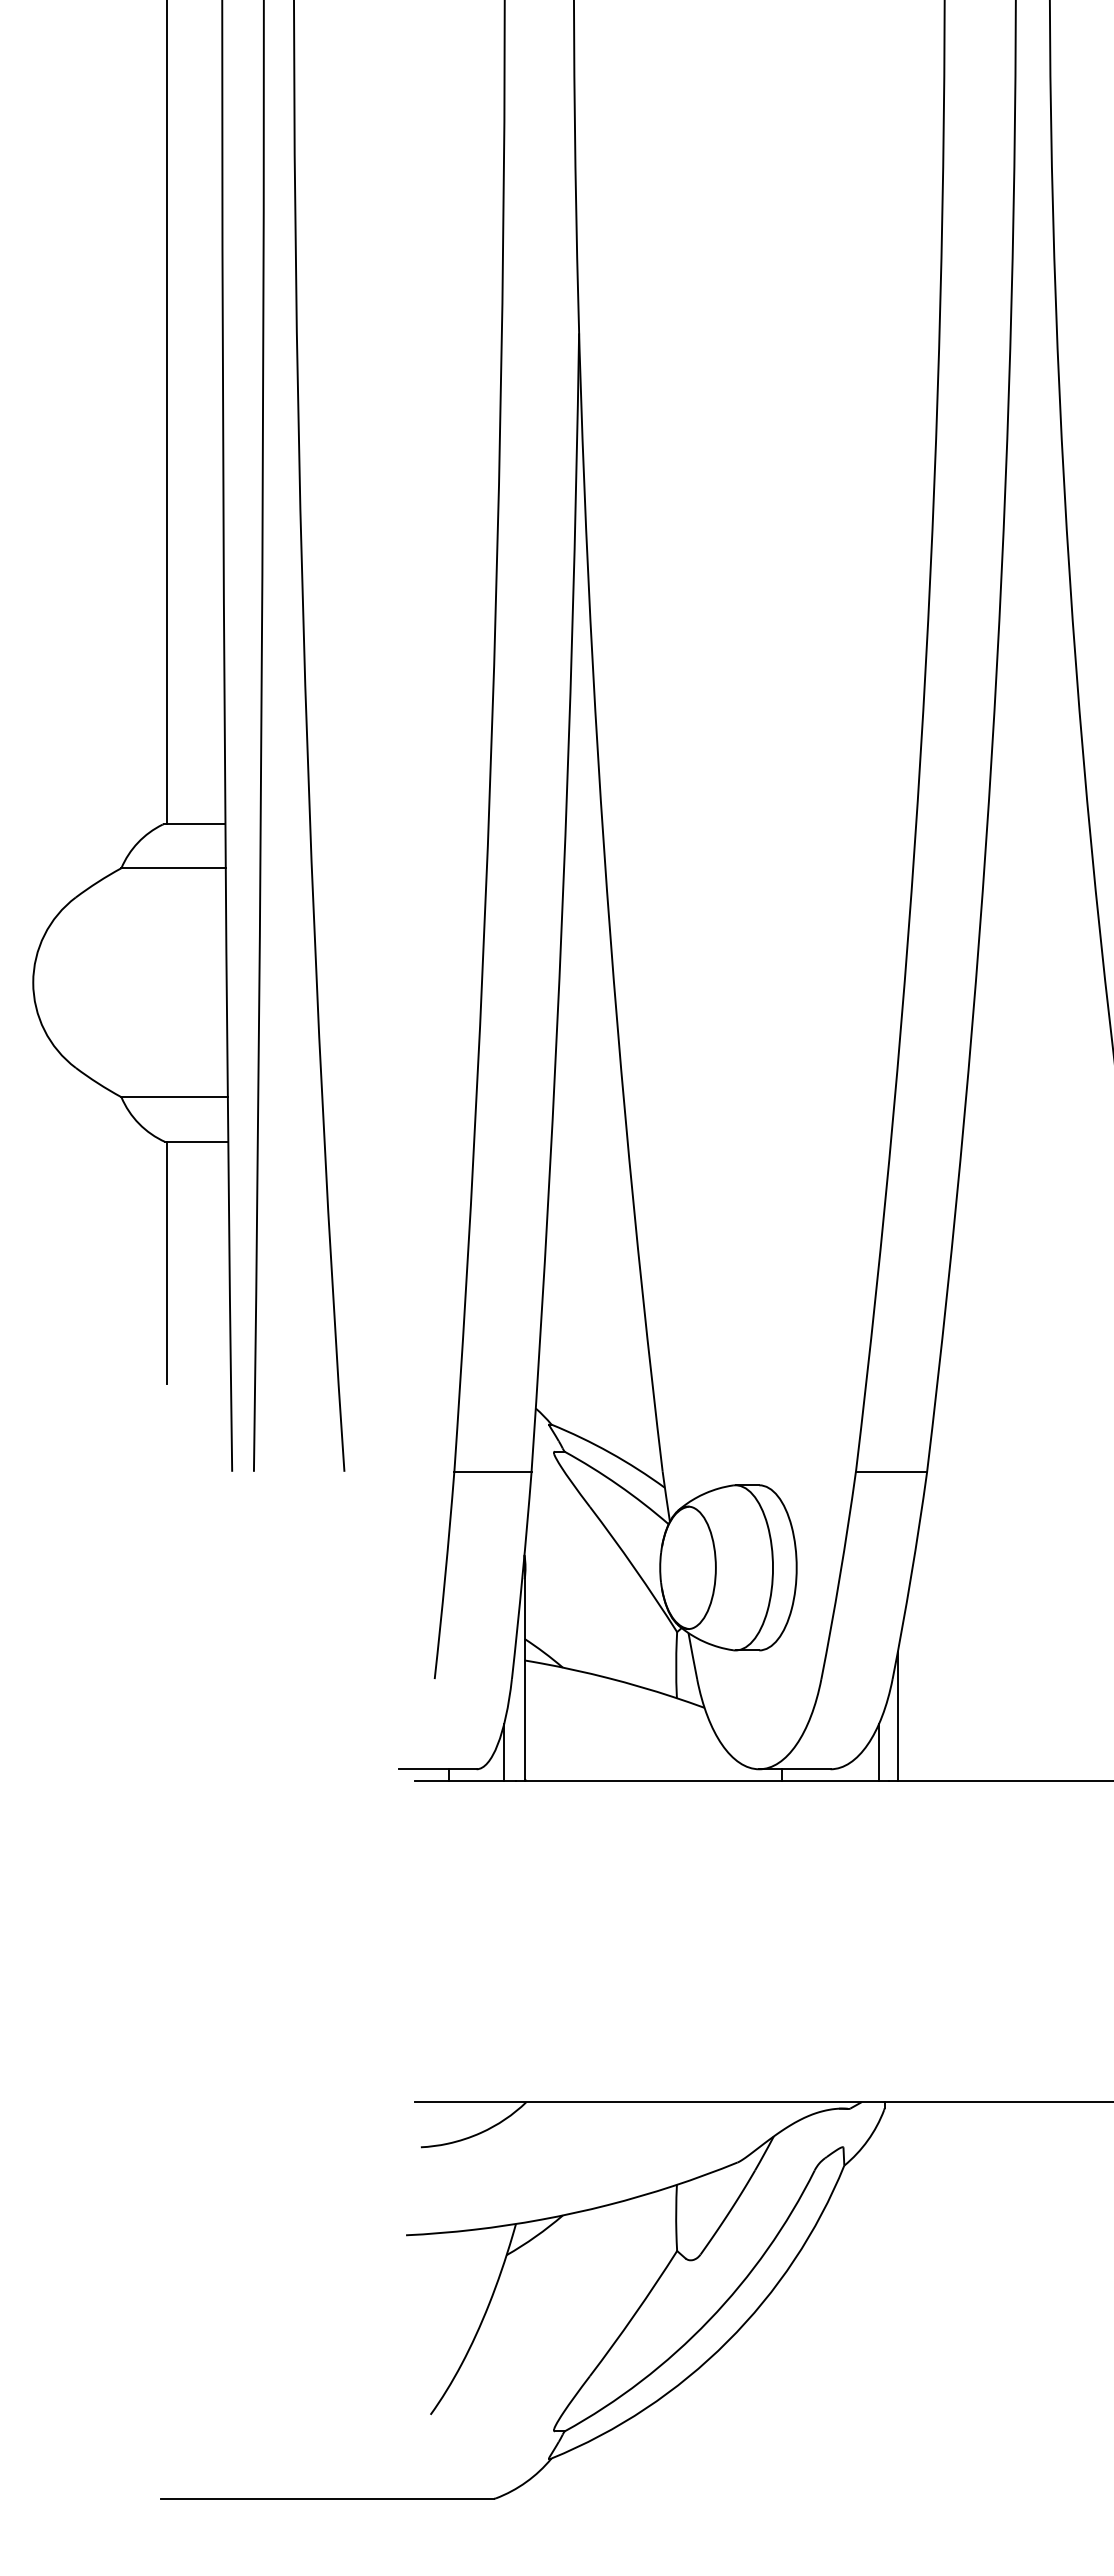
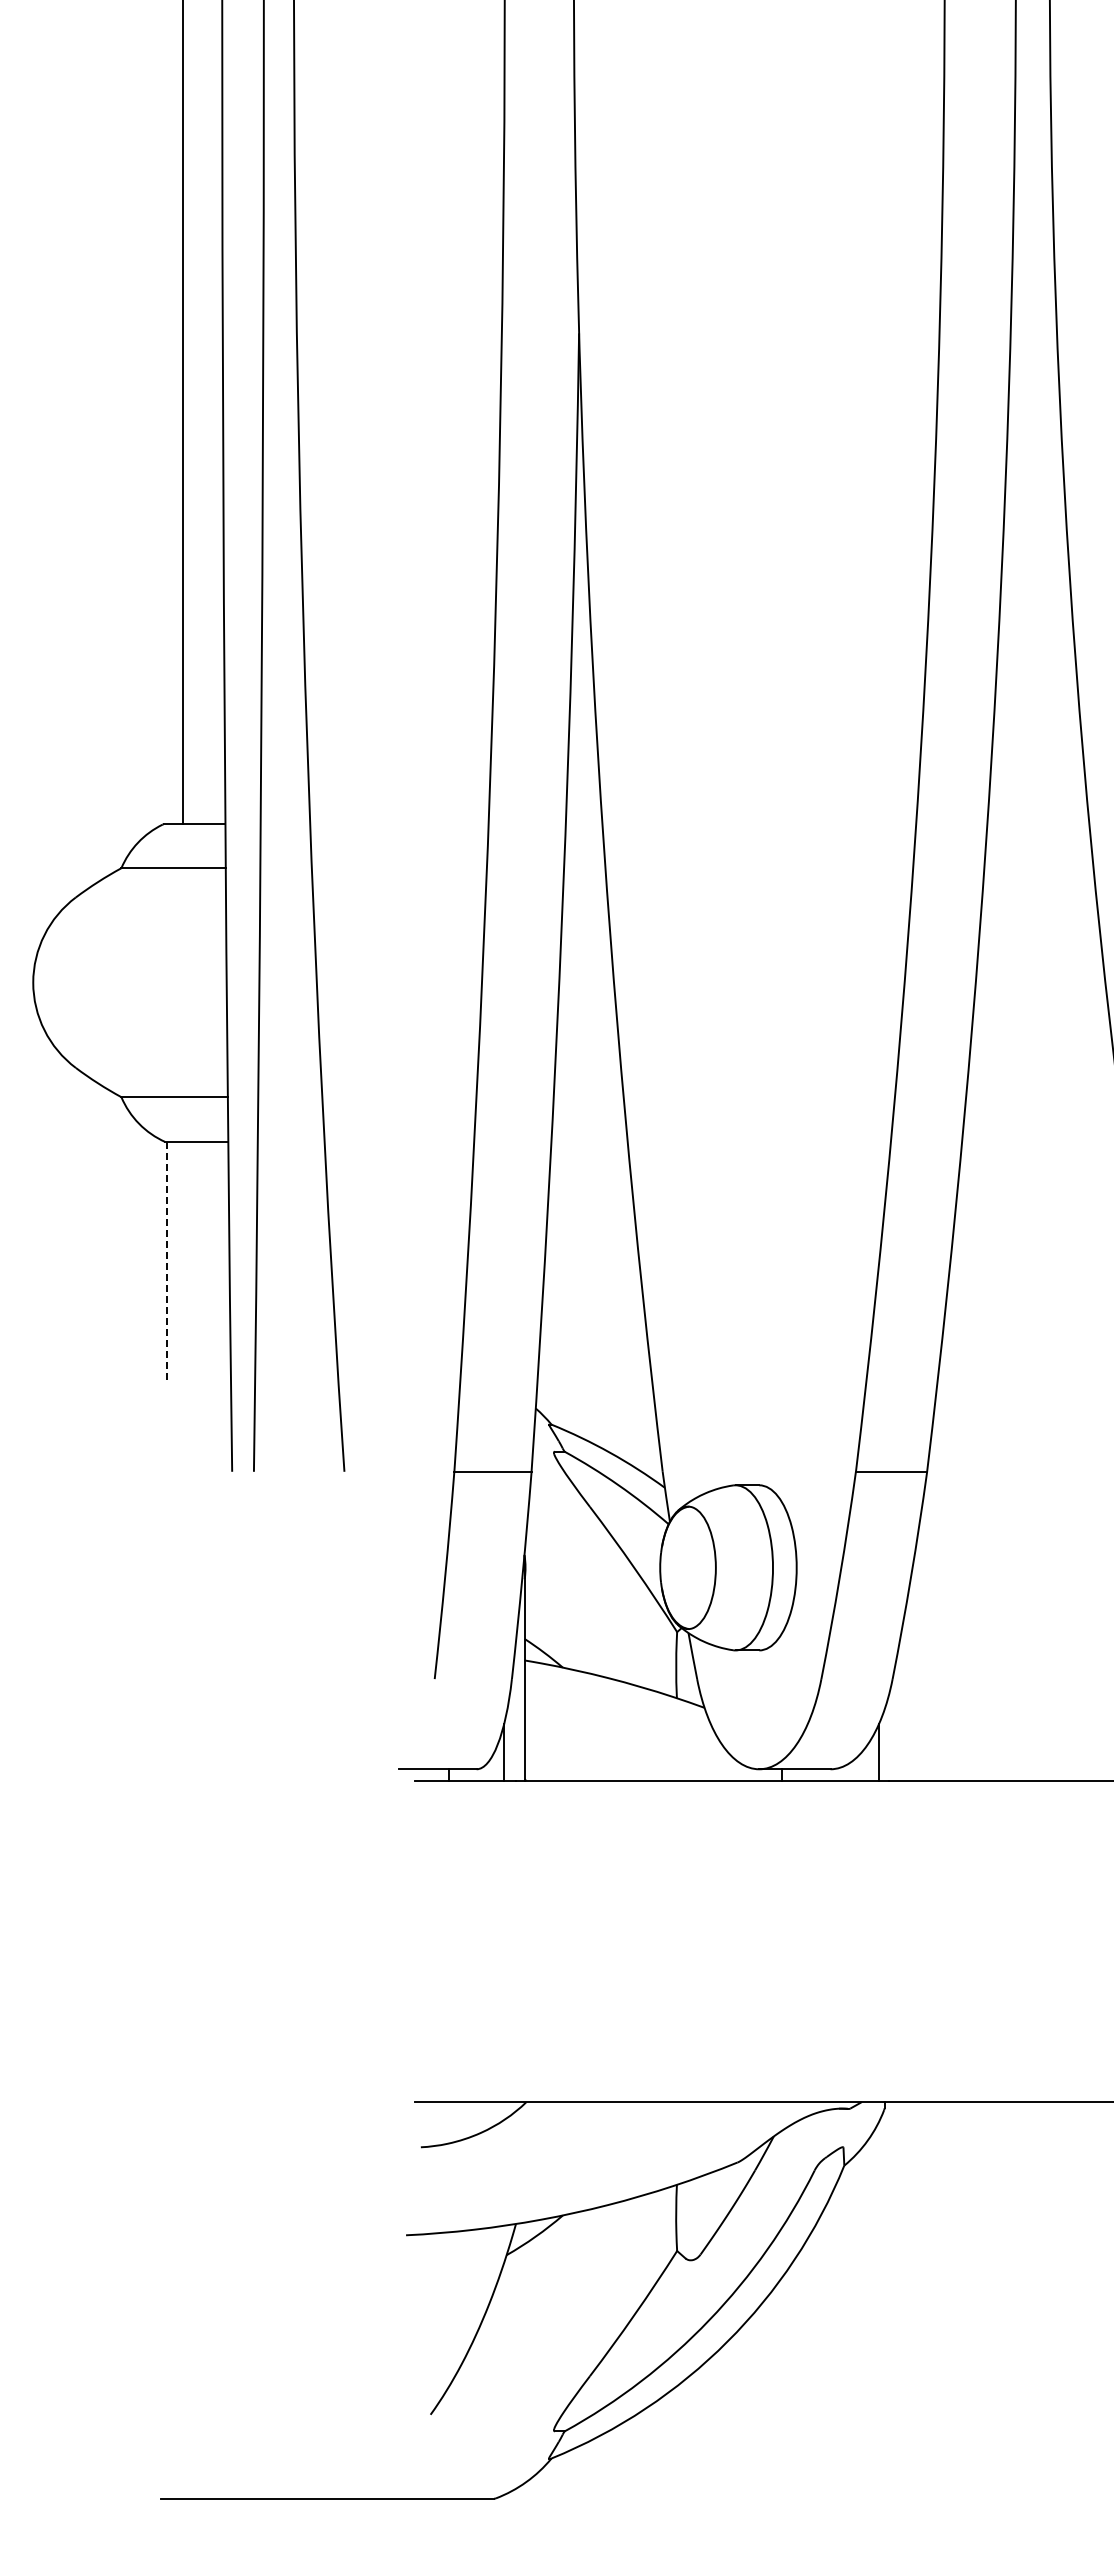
line position: (166, 413) -> (182, 413) (182, 413)
line: solid -> dashed (166, 1263)
line: present -> none (897, 1715)
